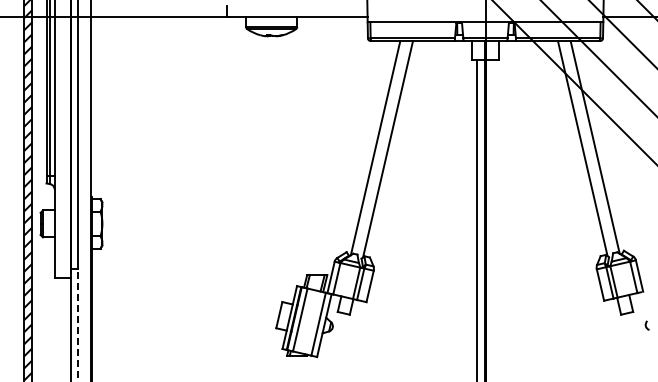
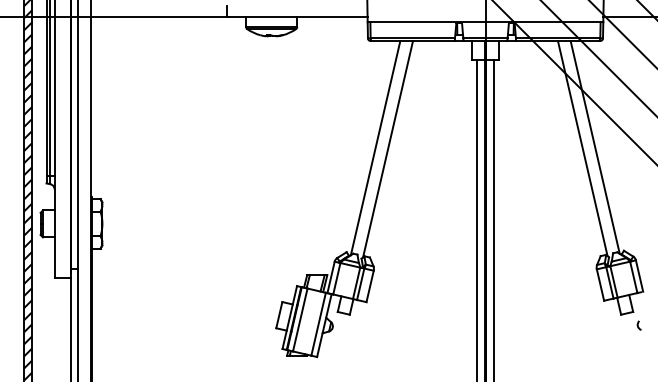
line: none -> present (494, 218)
line: dashed -> solid (78, 325)
arc position: (646, 325) -> (638, 325) (638, 325)
